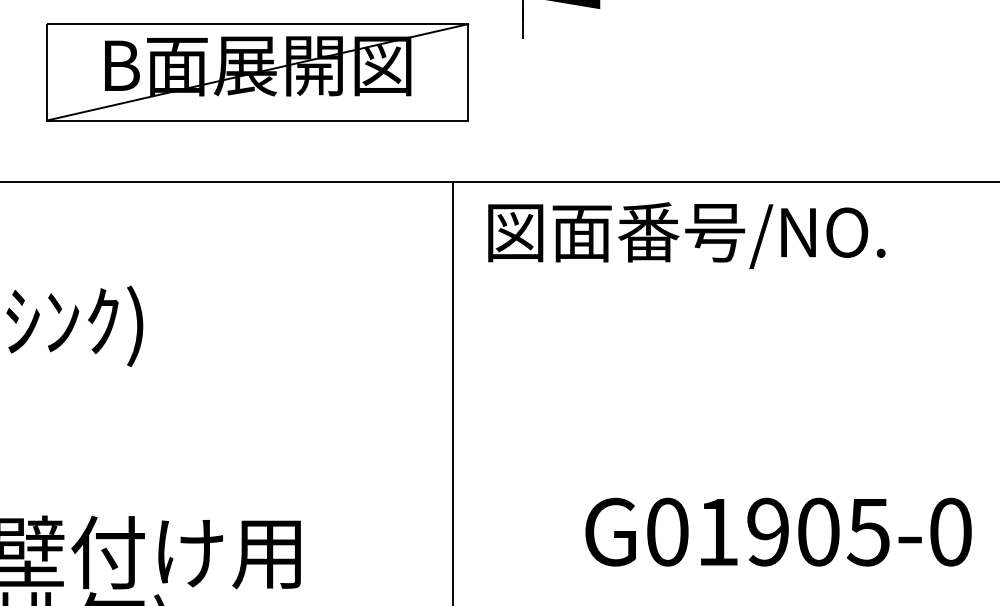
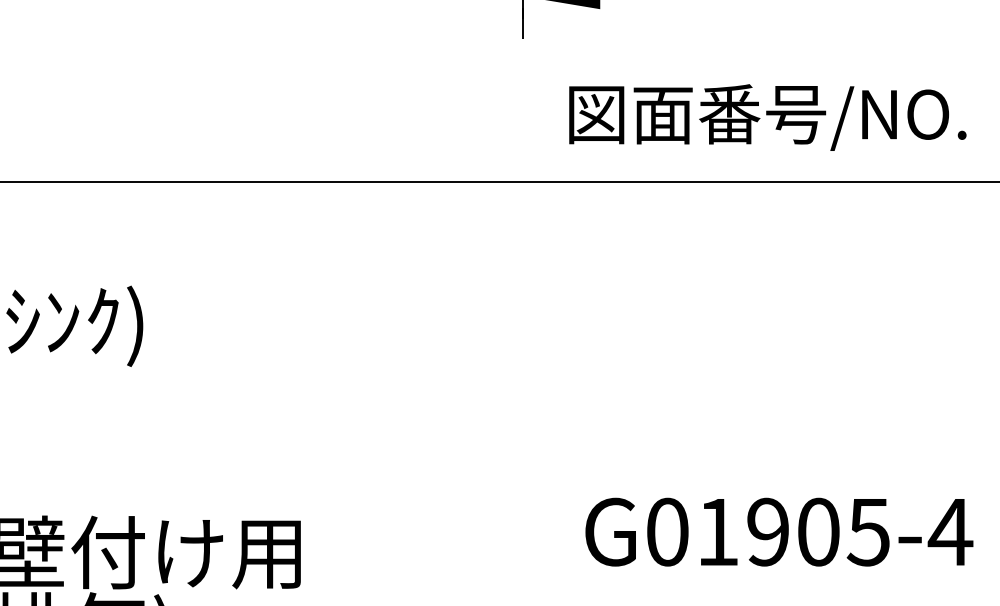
part: present -> none (257, 72)
text position: (686, 235) -> (767, 117) (767, 117)
line: present -> none (453, 392)
text: G01905-0 -> G01905-4 (950, 531)
